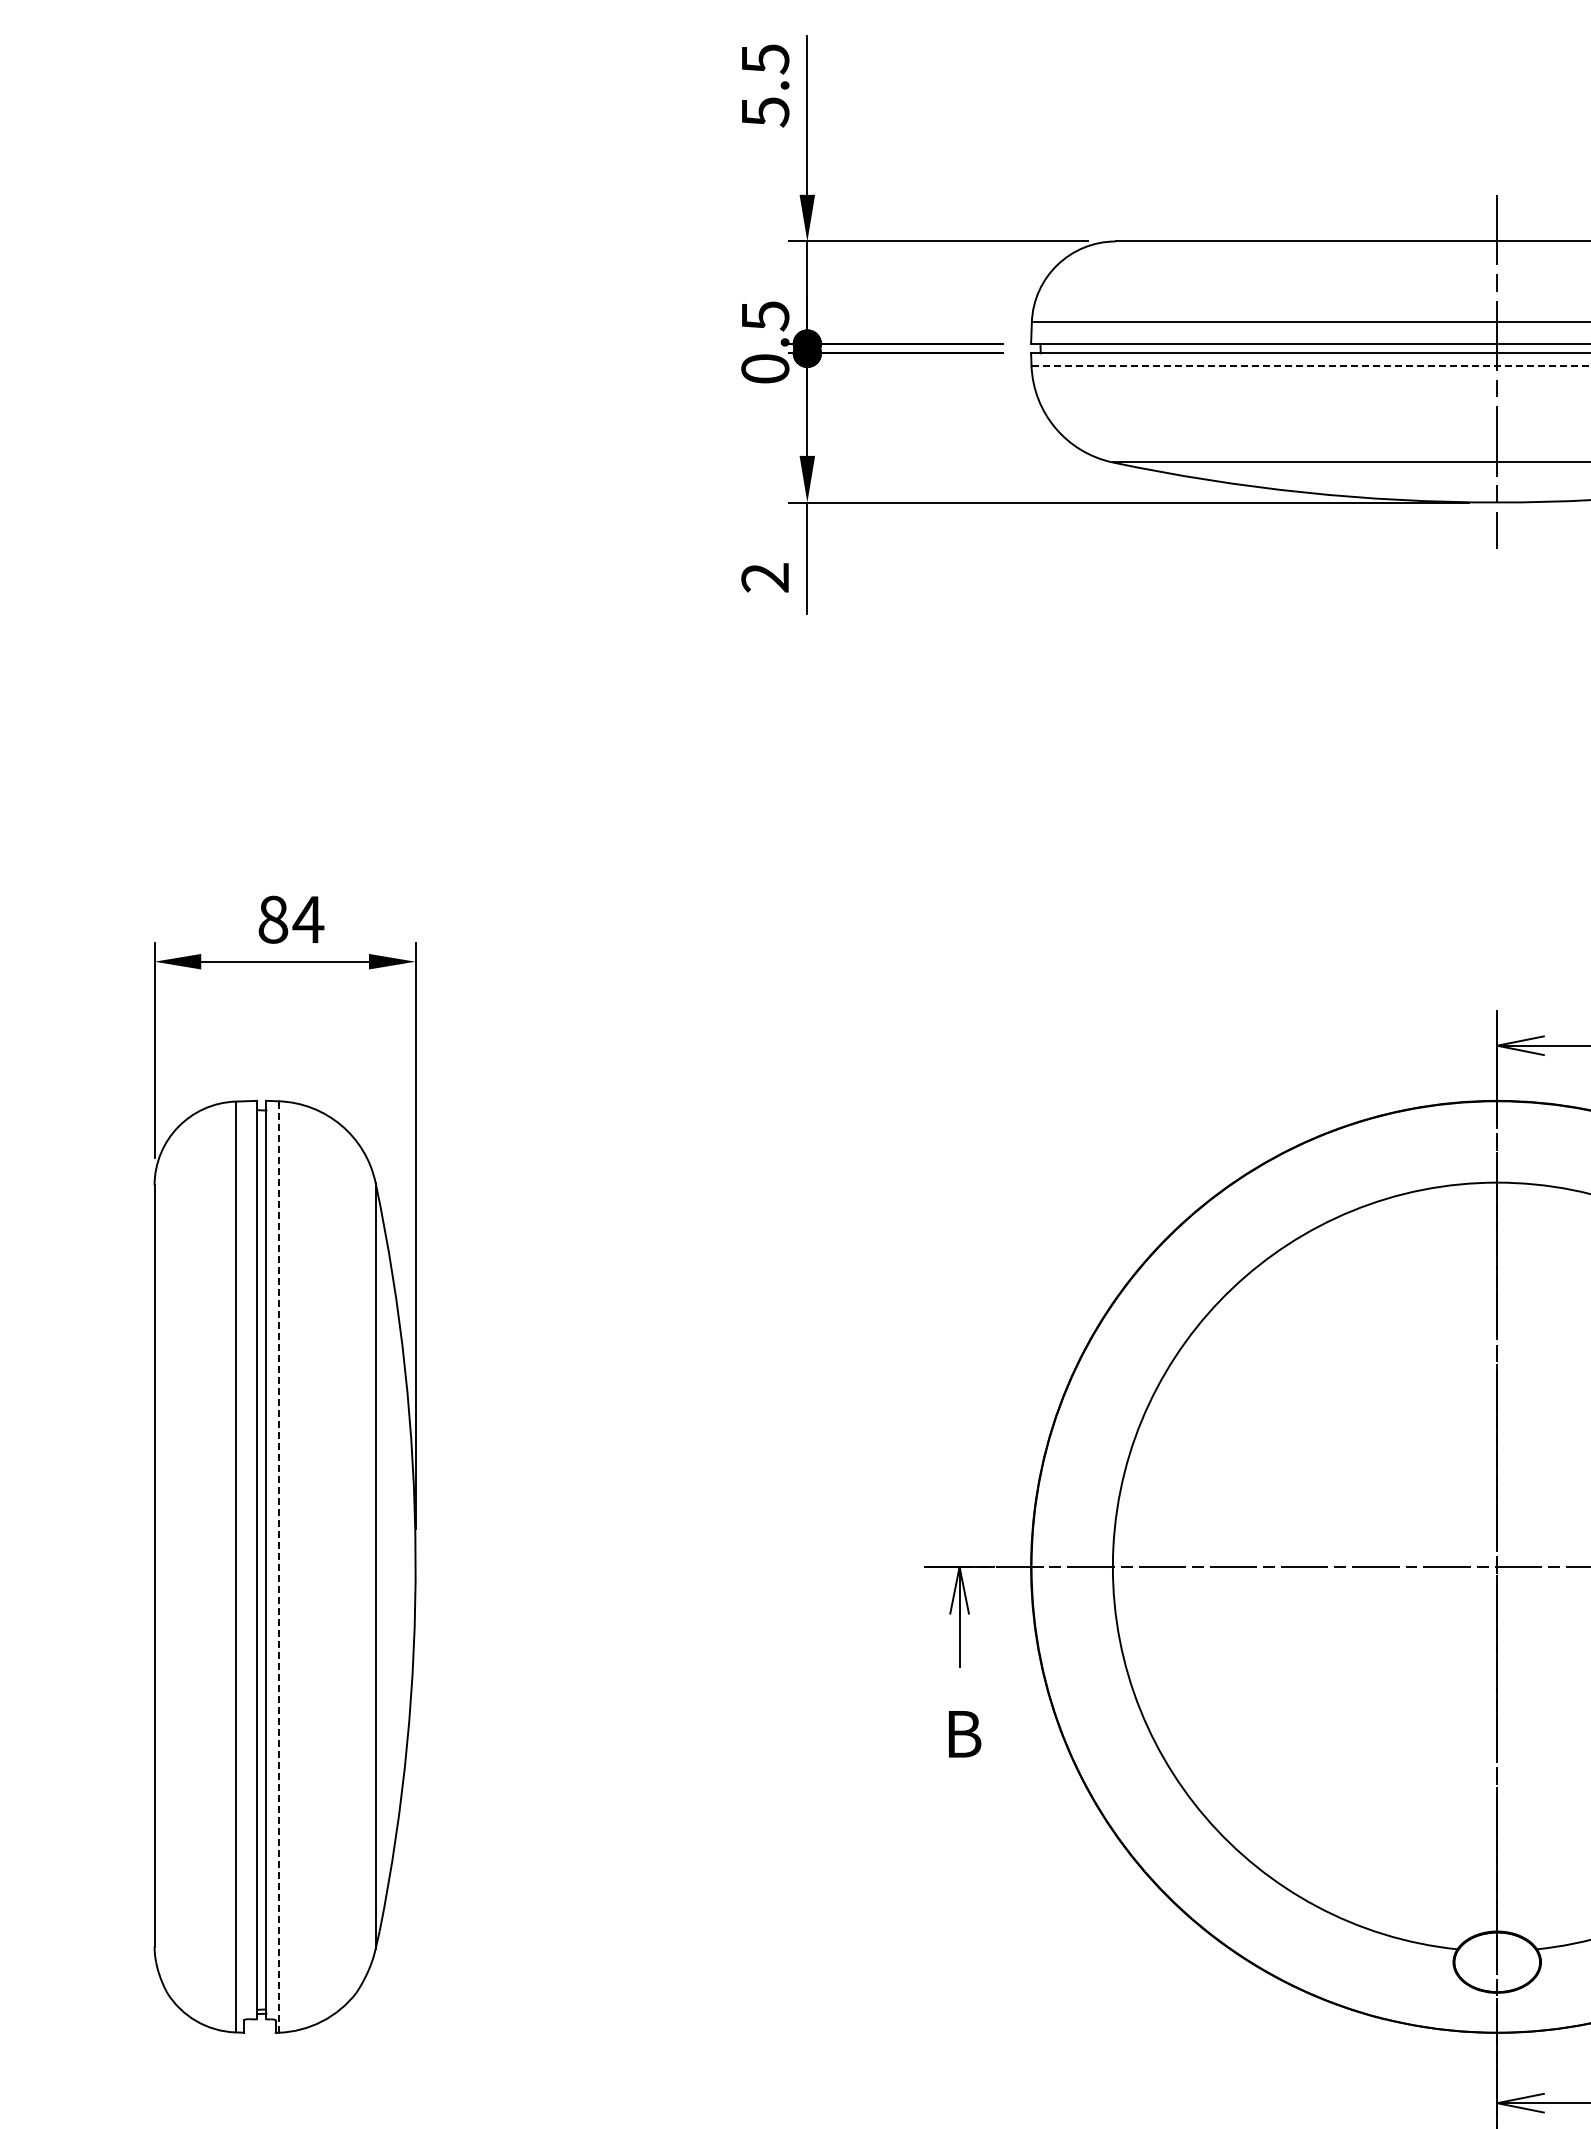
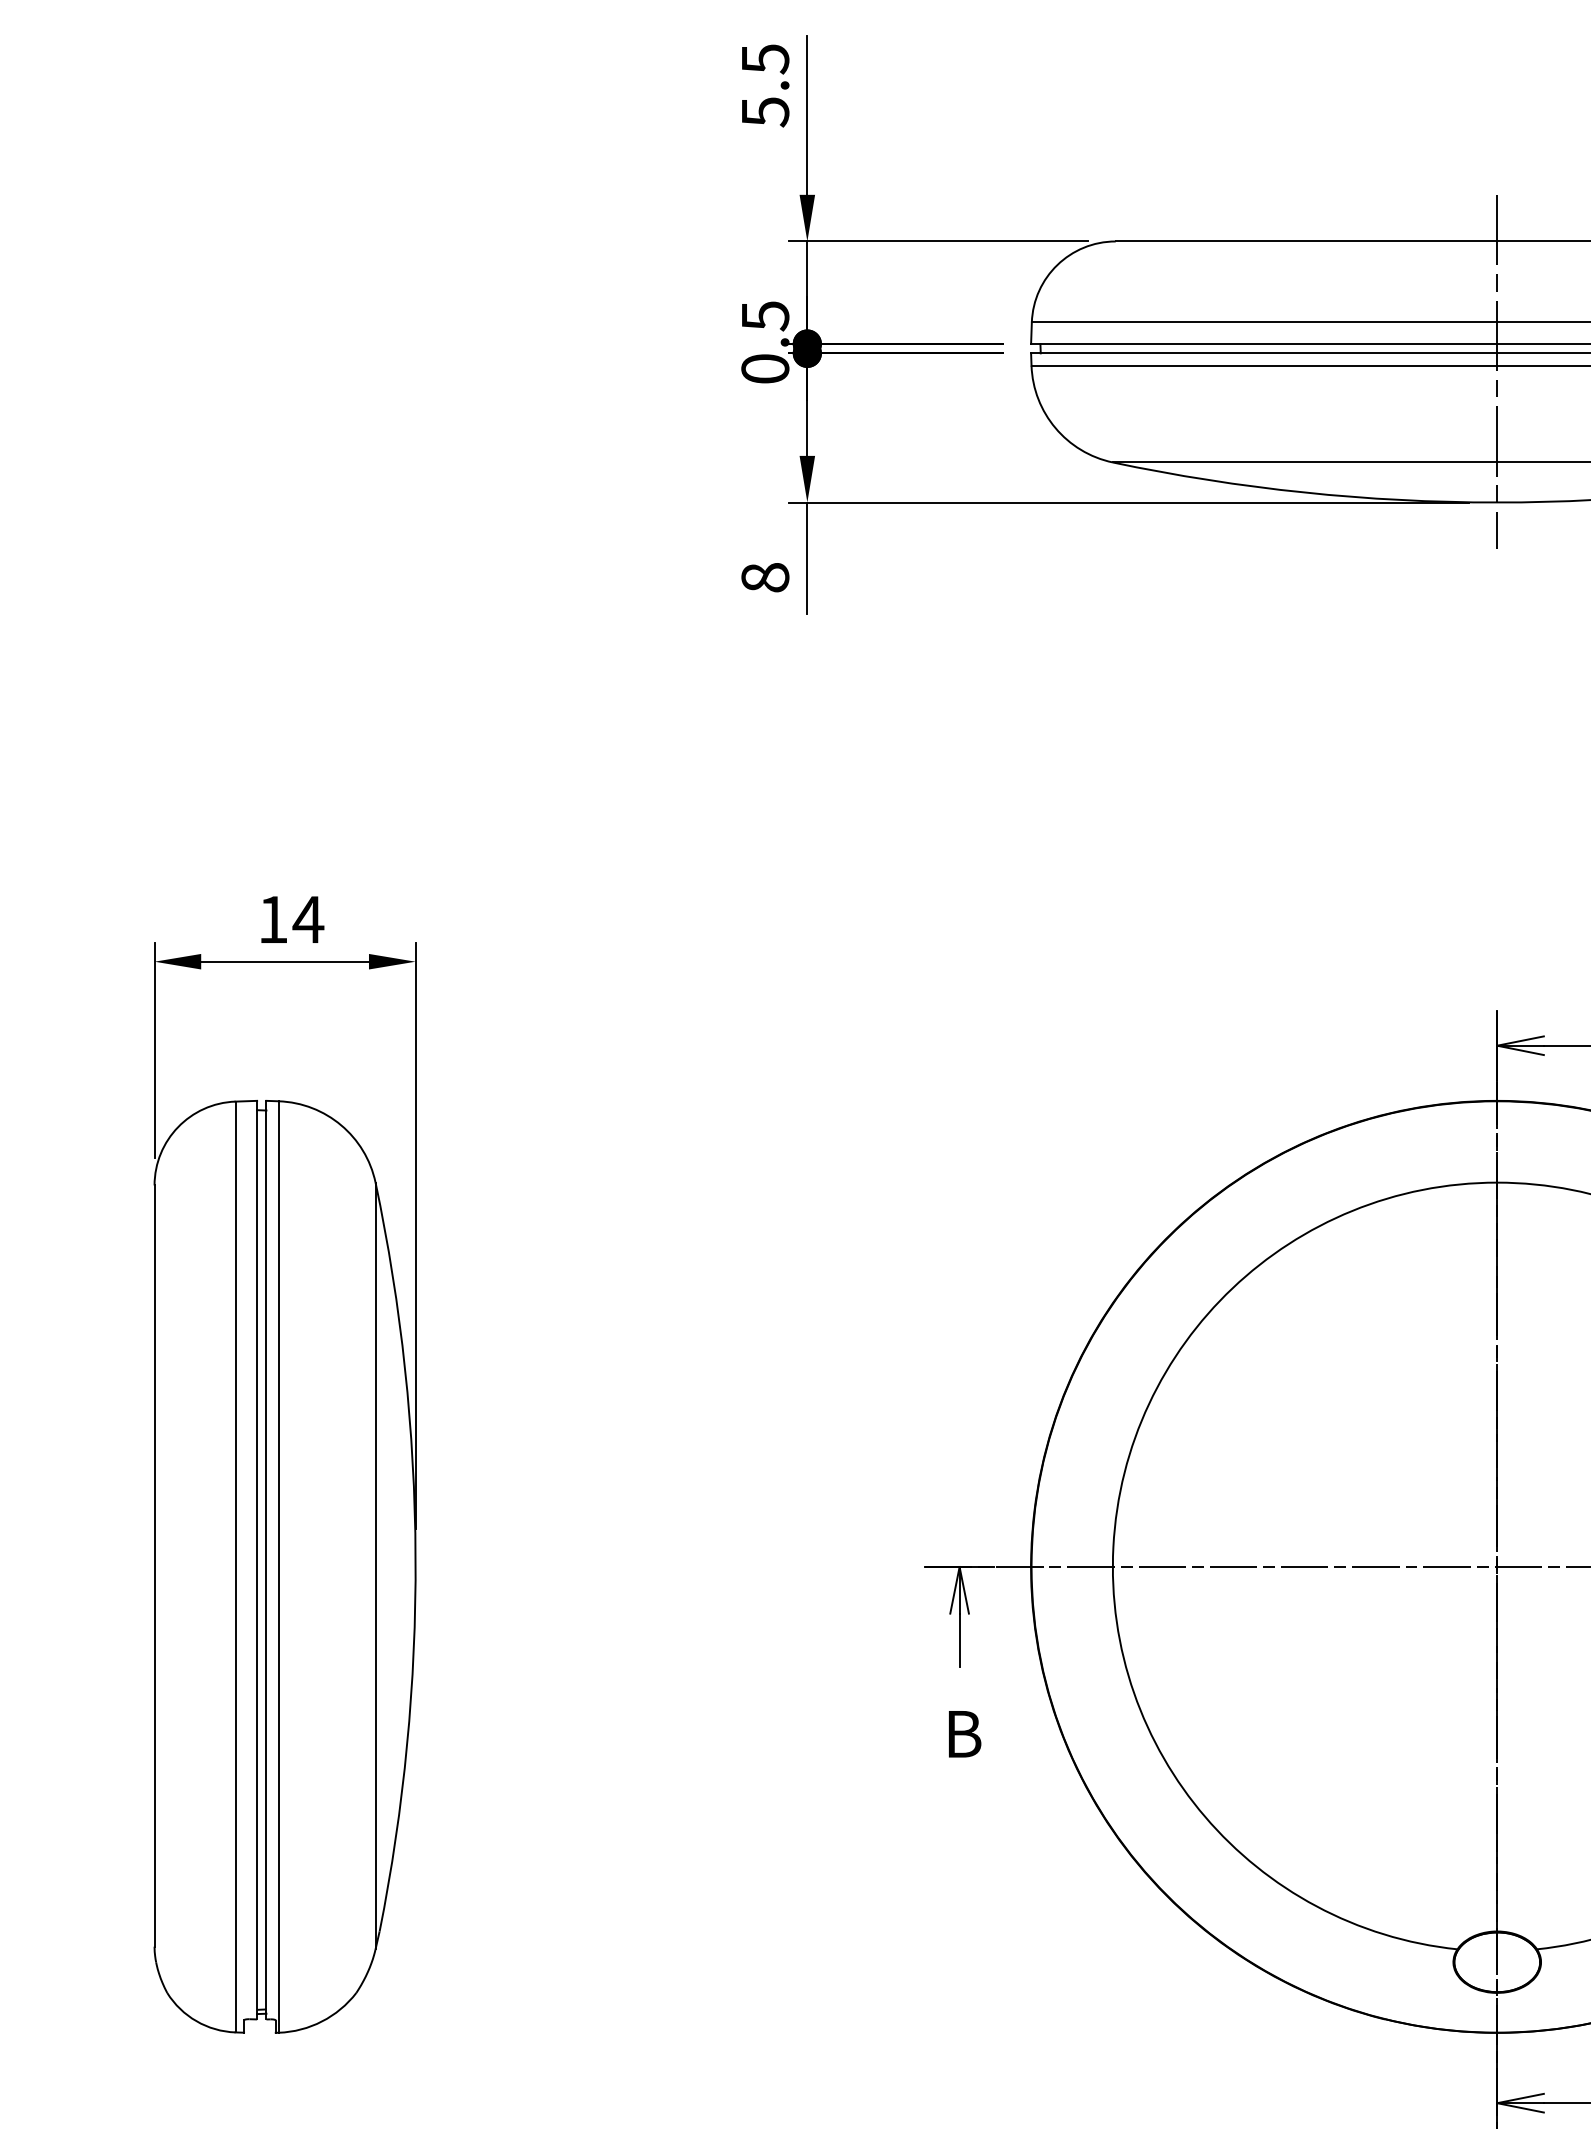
line: dashed -> solid (1311, 365)
text: 2 -> 8 (765, 577)
text: 84 -> 14 (273, 919)
line: dashed -> solid (278, 1567)
